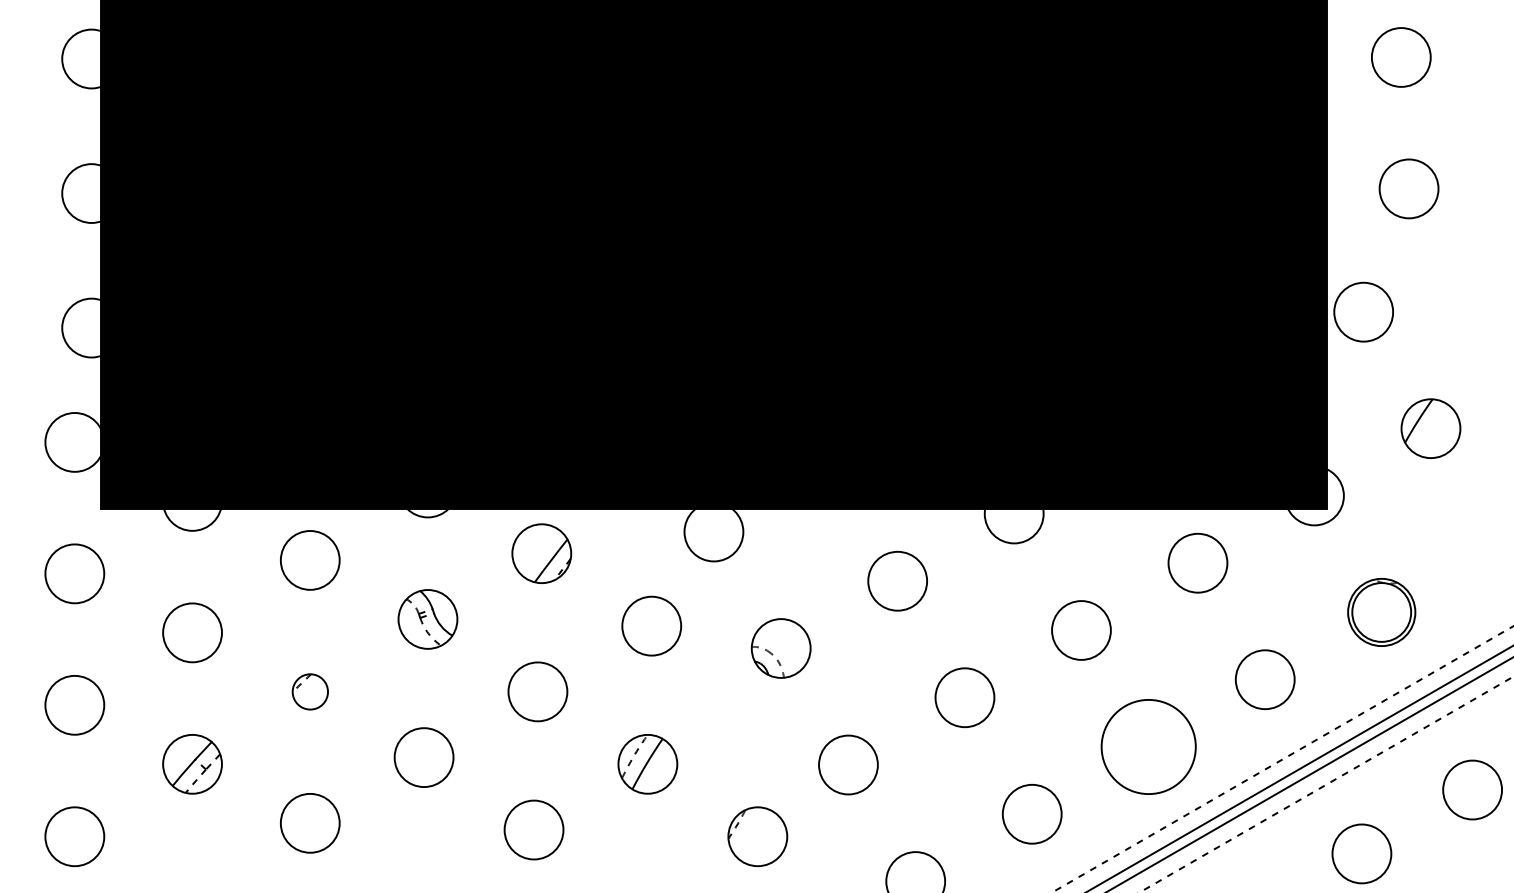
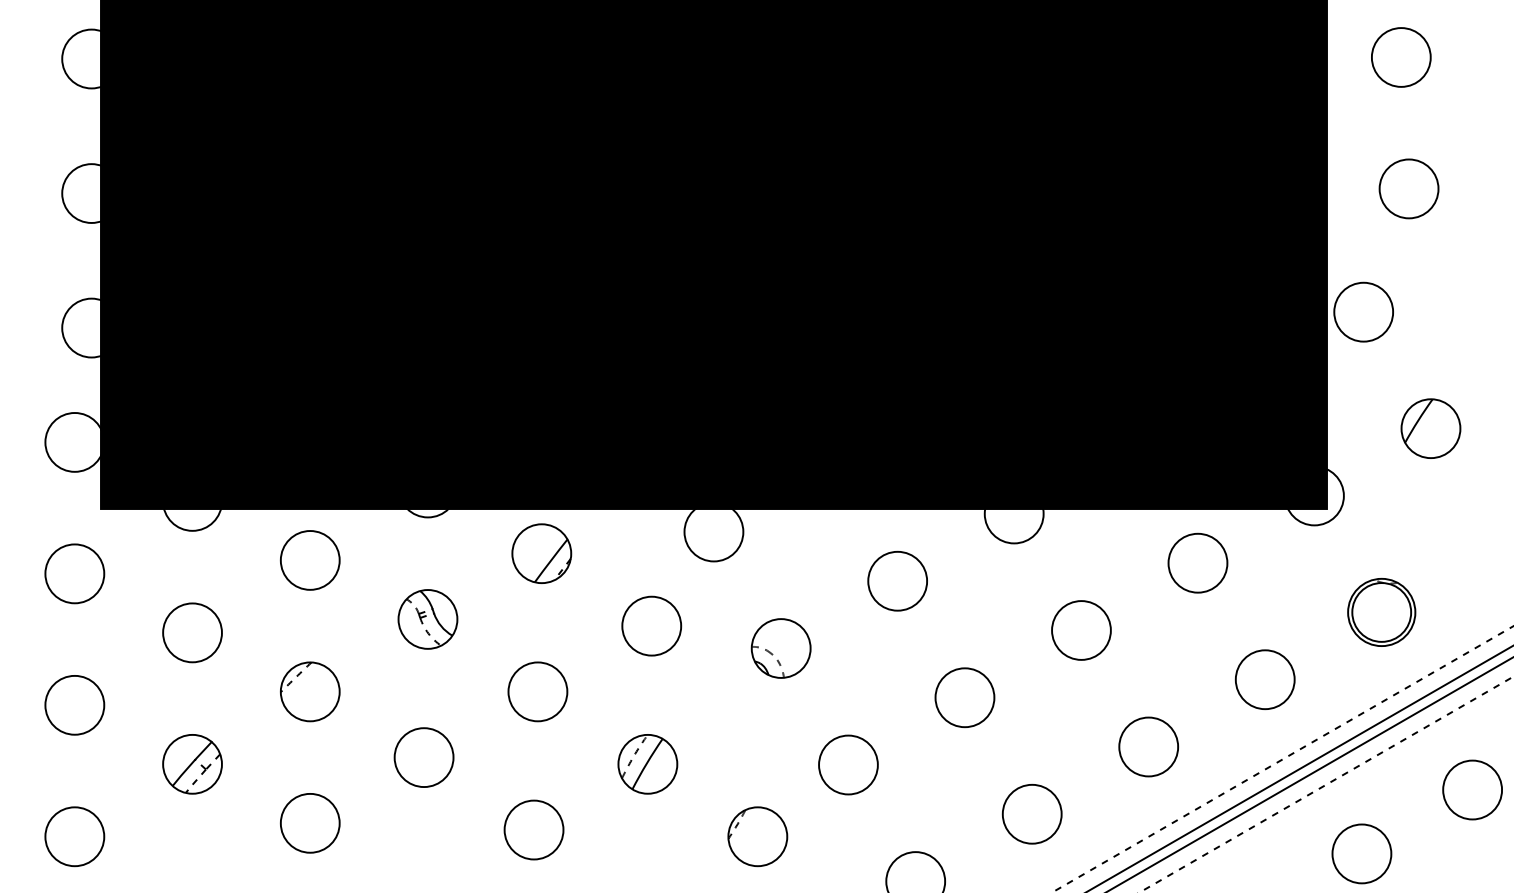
part size: 38x38 px -> 61x62 px (310, 691)
circle diameter: 94 px -> 59 px (1148, 746)
